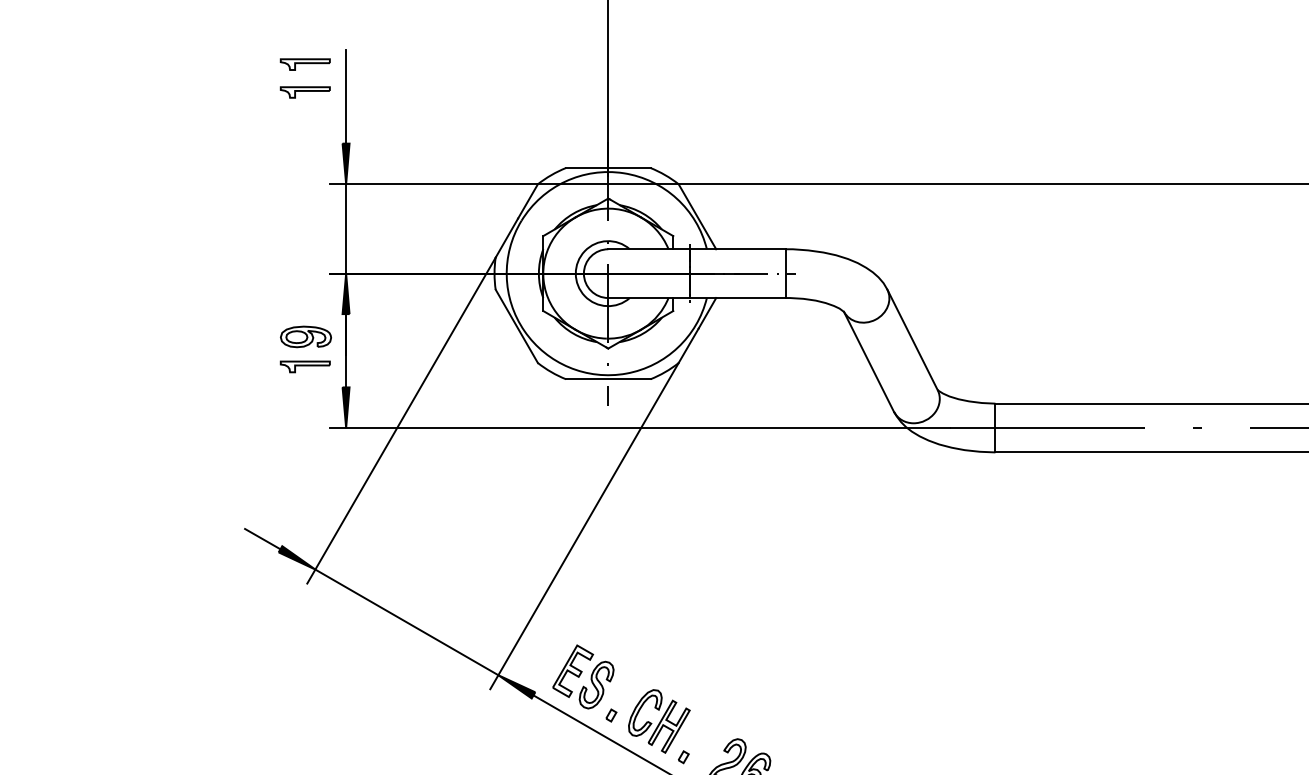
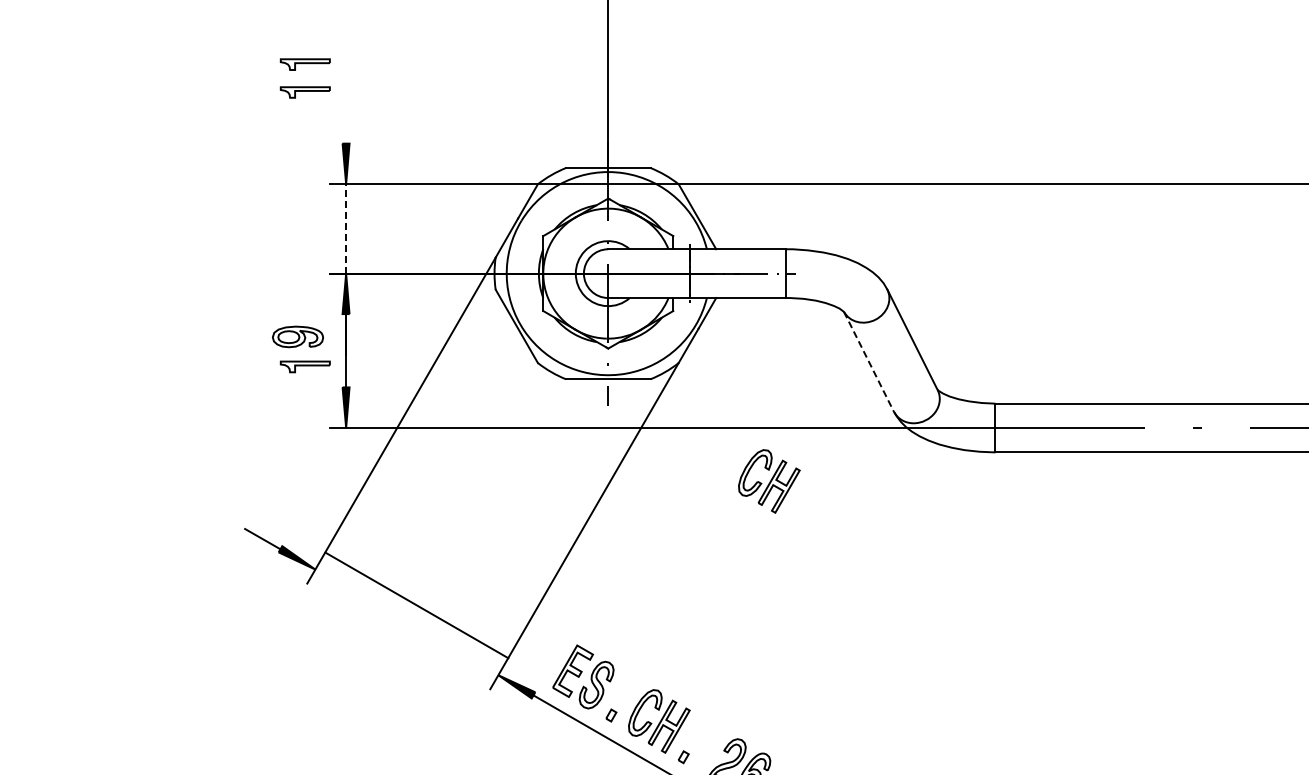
line: present -> none (346, 96)
line: solid -> dashed (346, 228)
part position: (305, 336) -> (297, 336) (297, 336)
line: solid -> dashed (868, 361)
part: none -> present (769, 481)
line position: (406, 622) -> (416, 605) (416, 605)
